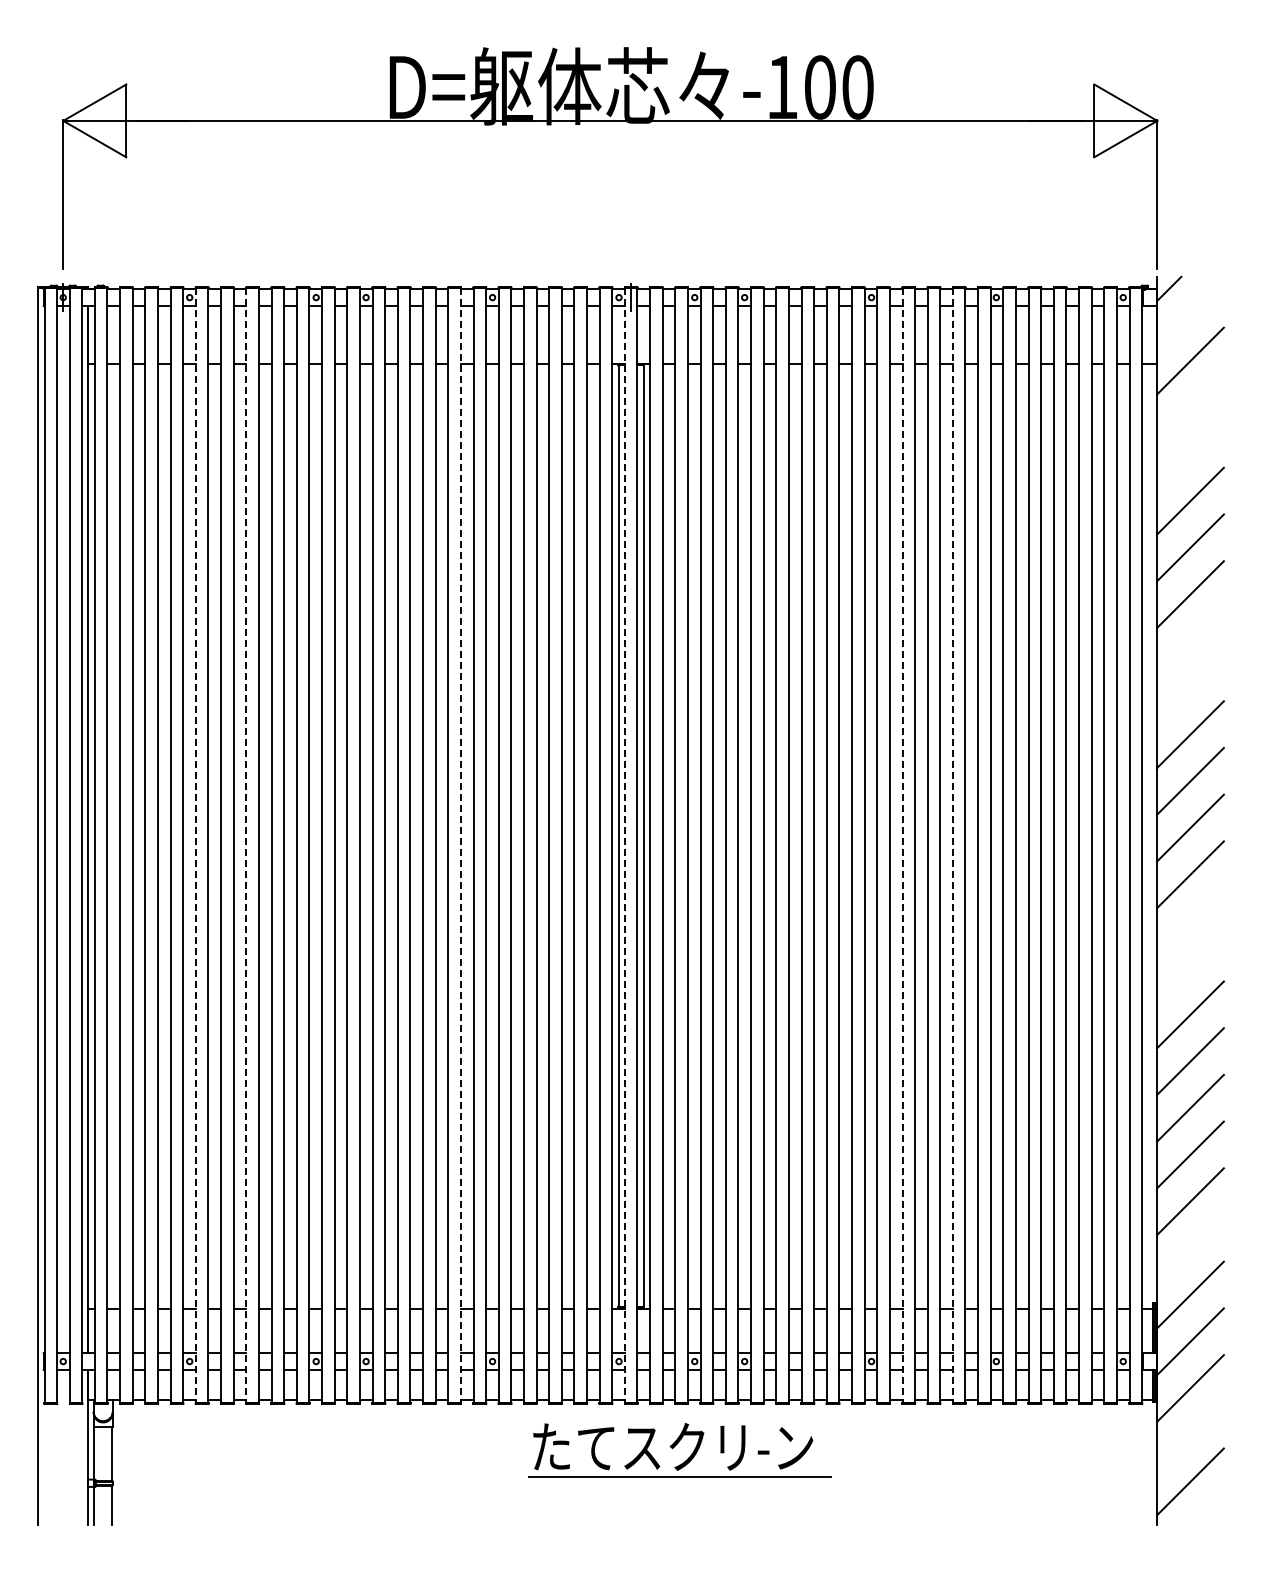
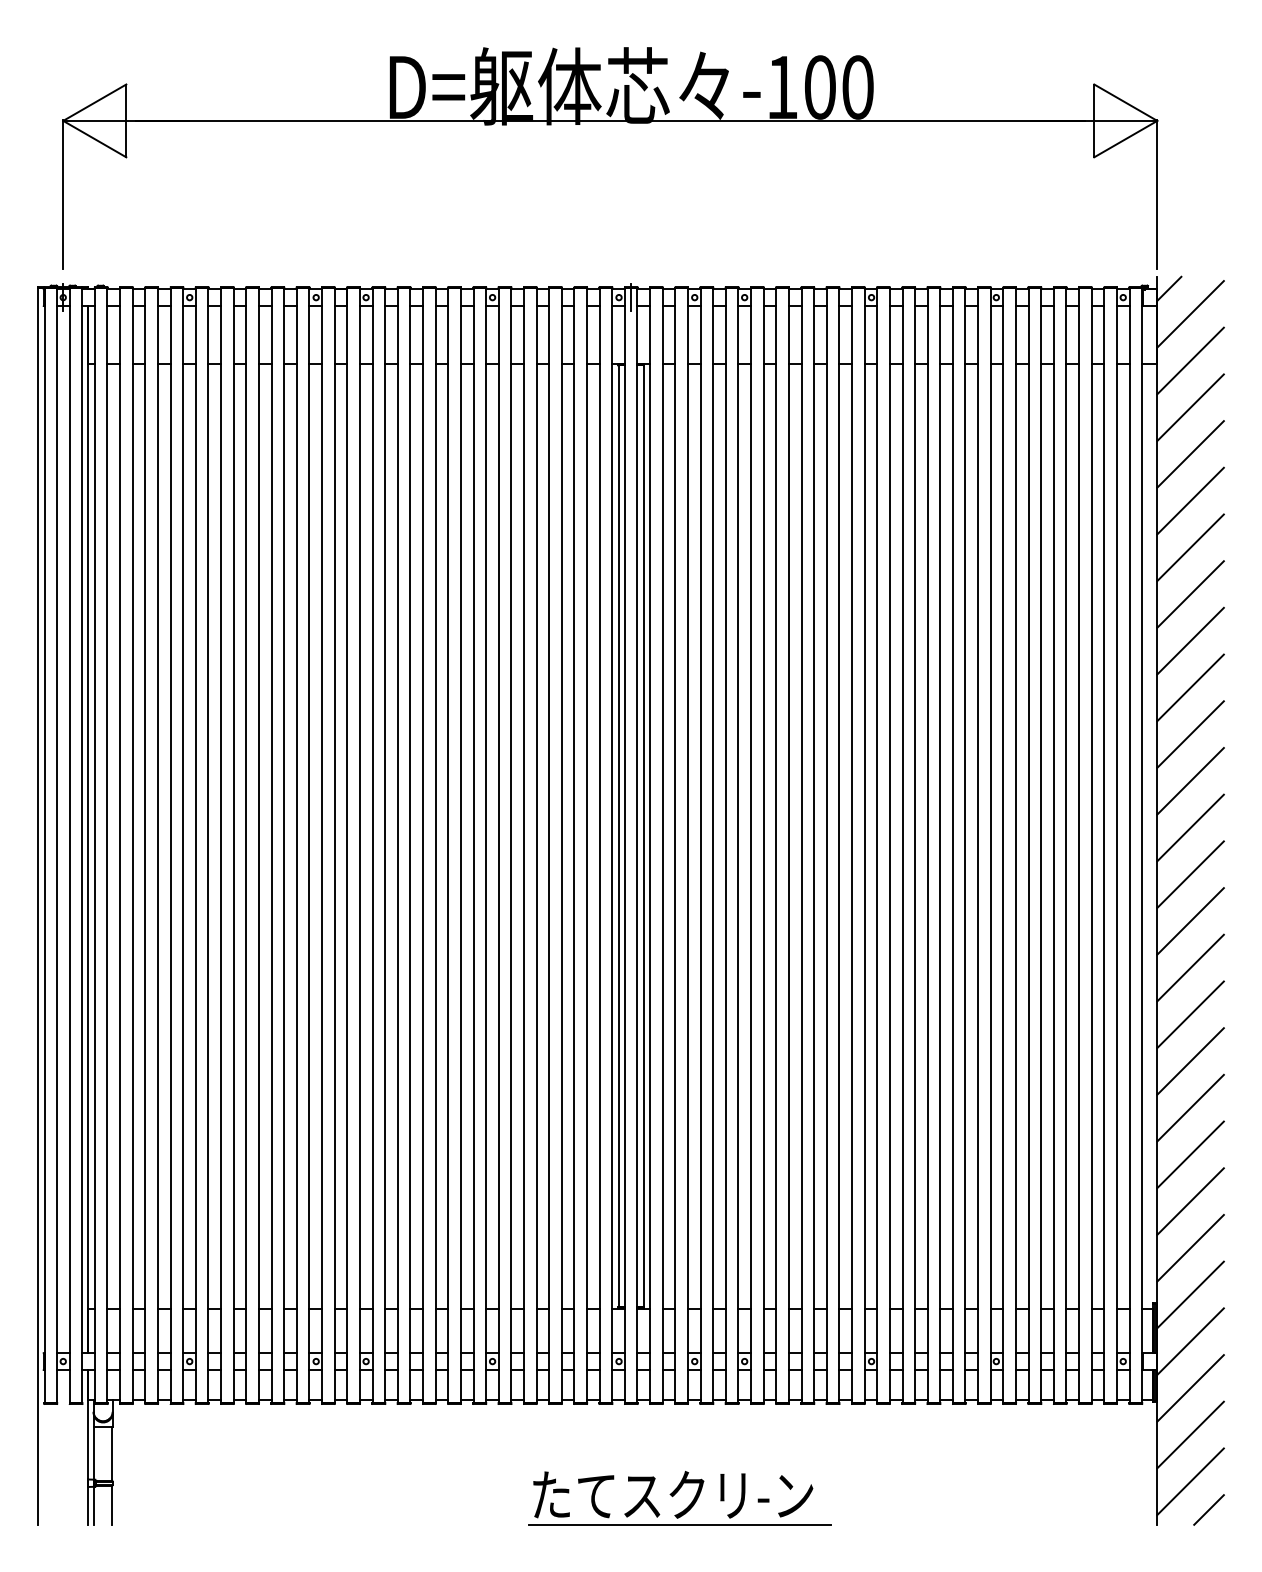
line: none -> present (1190, 314)
line: none -> present (1190, 407)
line: none -> present (1190, 454)
line: none -> present (1190, 640)
line: none -> present (1190, 687)
line: dashed -> solid (195, 846)
line: dashed -> solid (246, 846)
line: dashed -> solid (460, 846)
line: dashed -> solid (624, 846)
line: dashed -> solid (902, 846)
line: dashed -> solid (952, 846)
line: none -> present (1190, 921)
line: none -> present (1190, 967)
line: none -> present (1190, 1247)
line: none -> present (1190, 1434)
part position: (679, 1450) -> (679, 1498) (679, 1498)
line: none -> present (1208, 1509)
